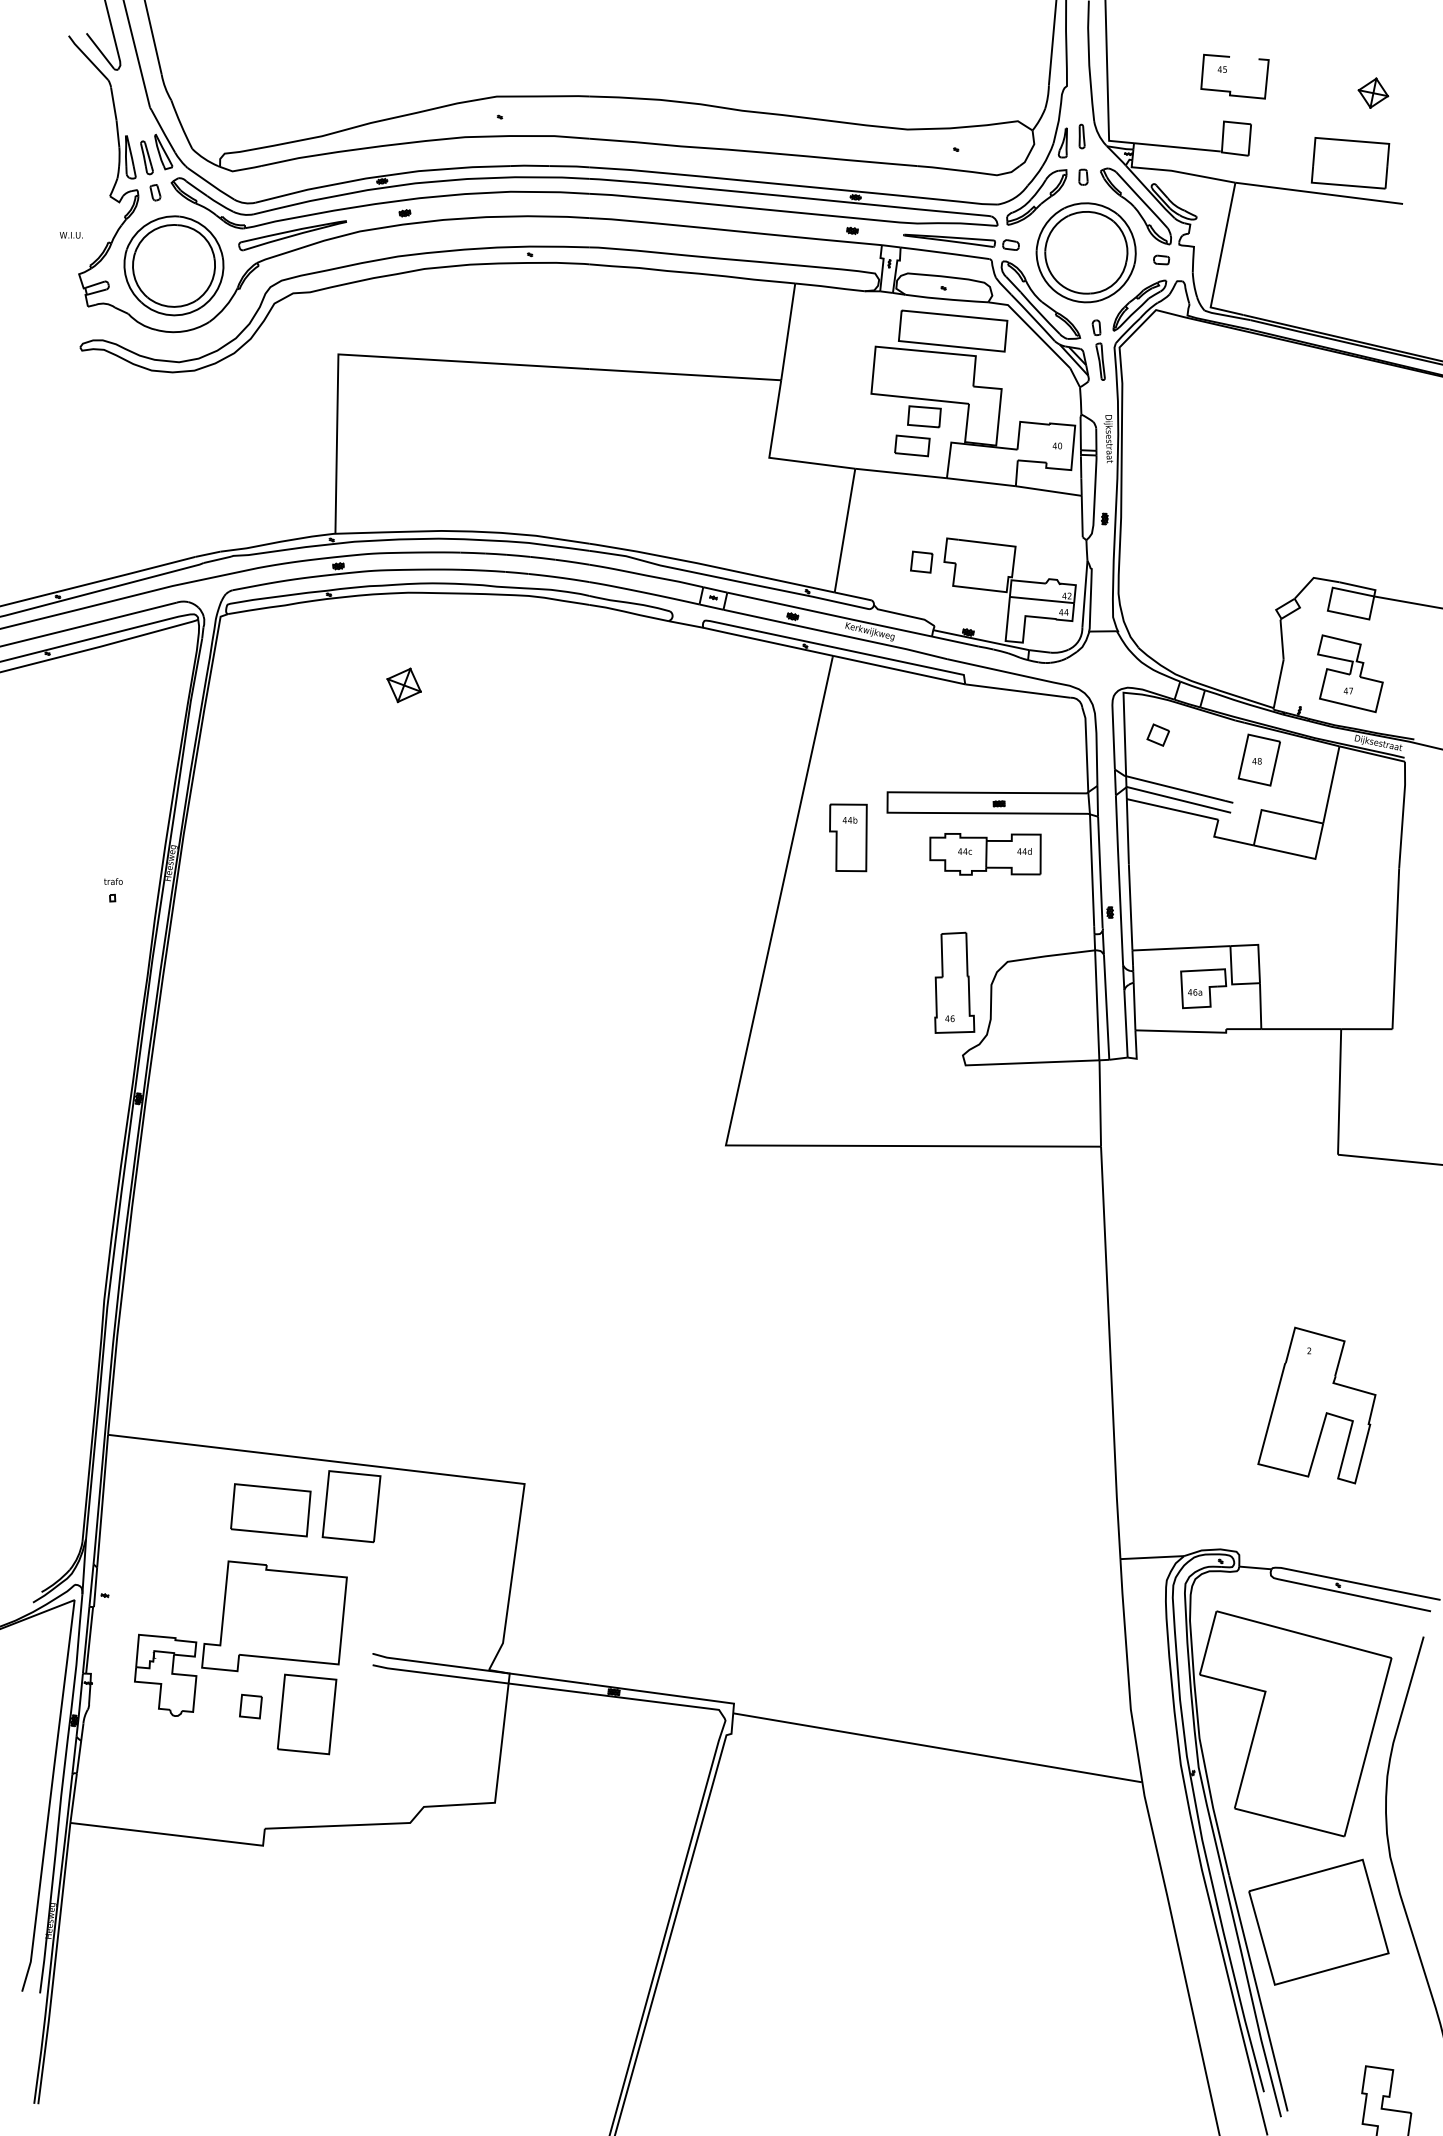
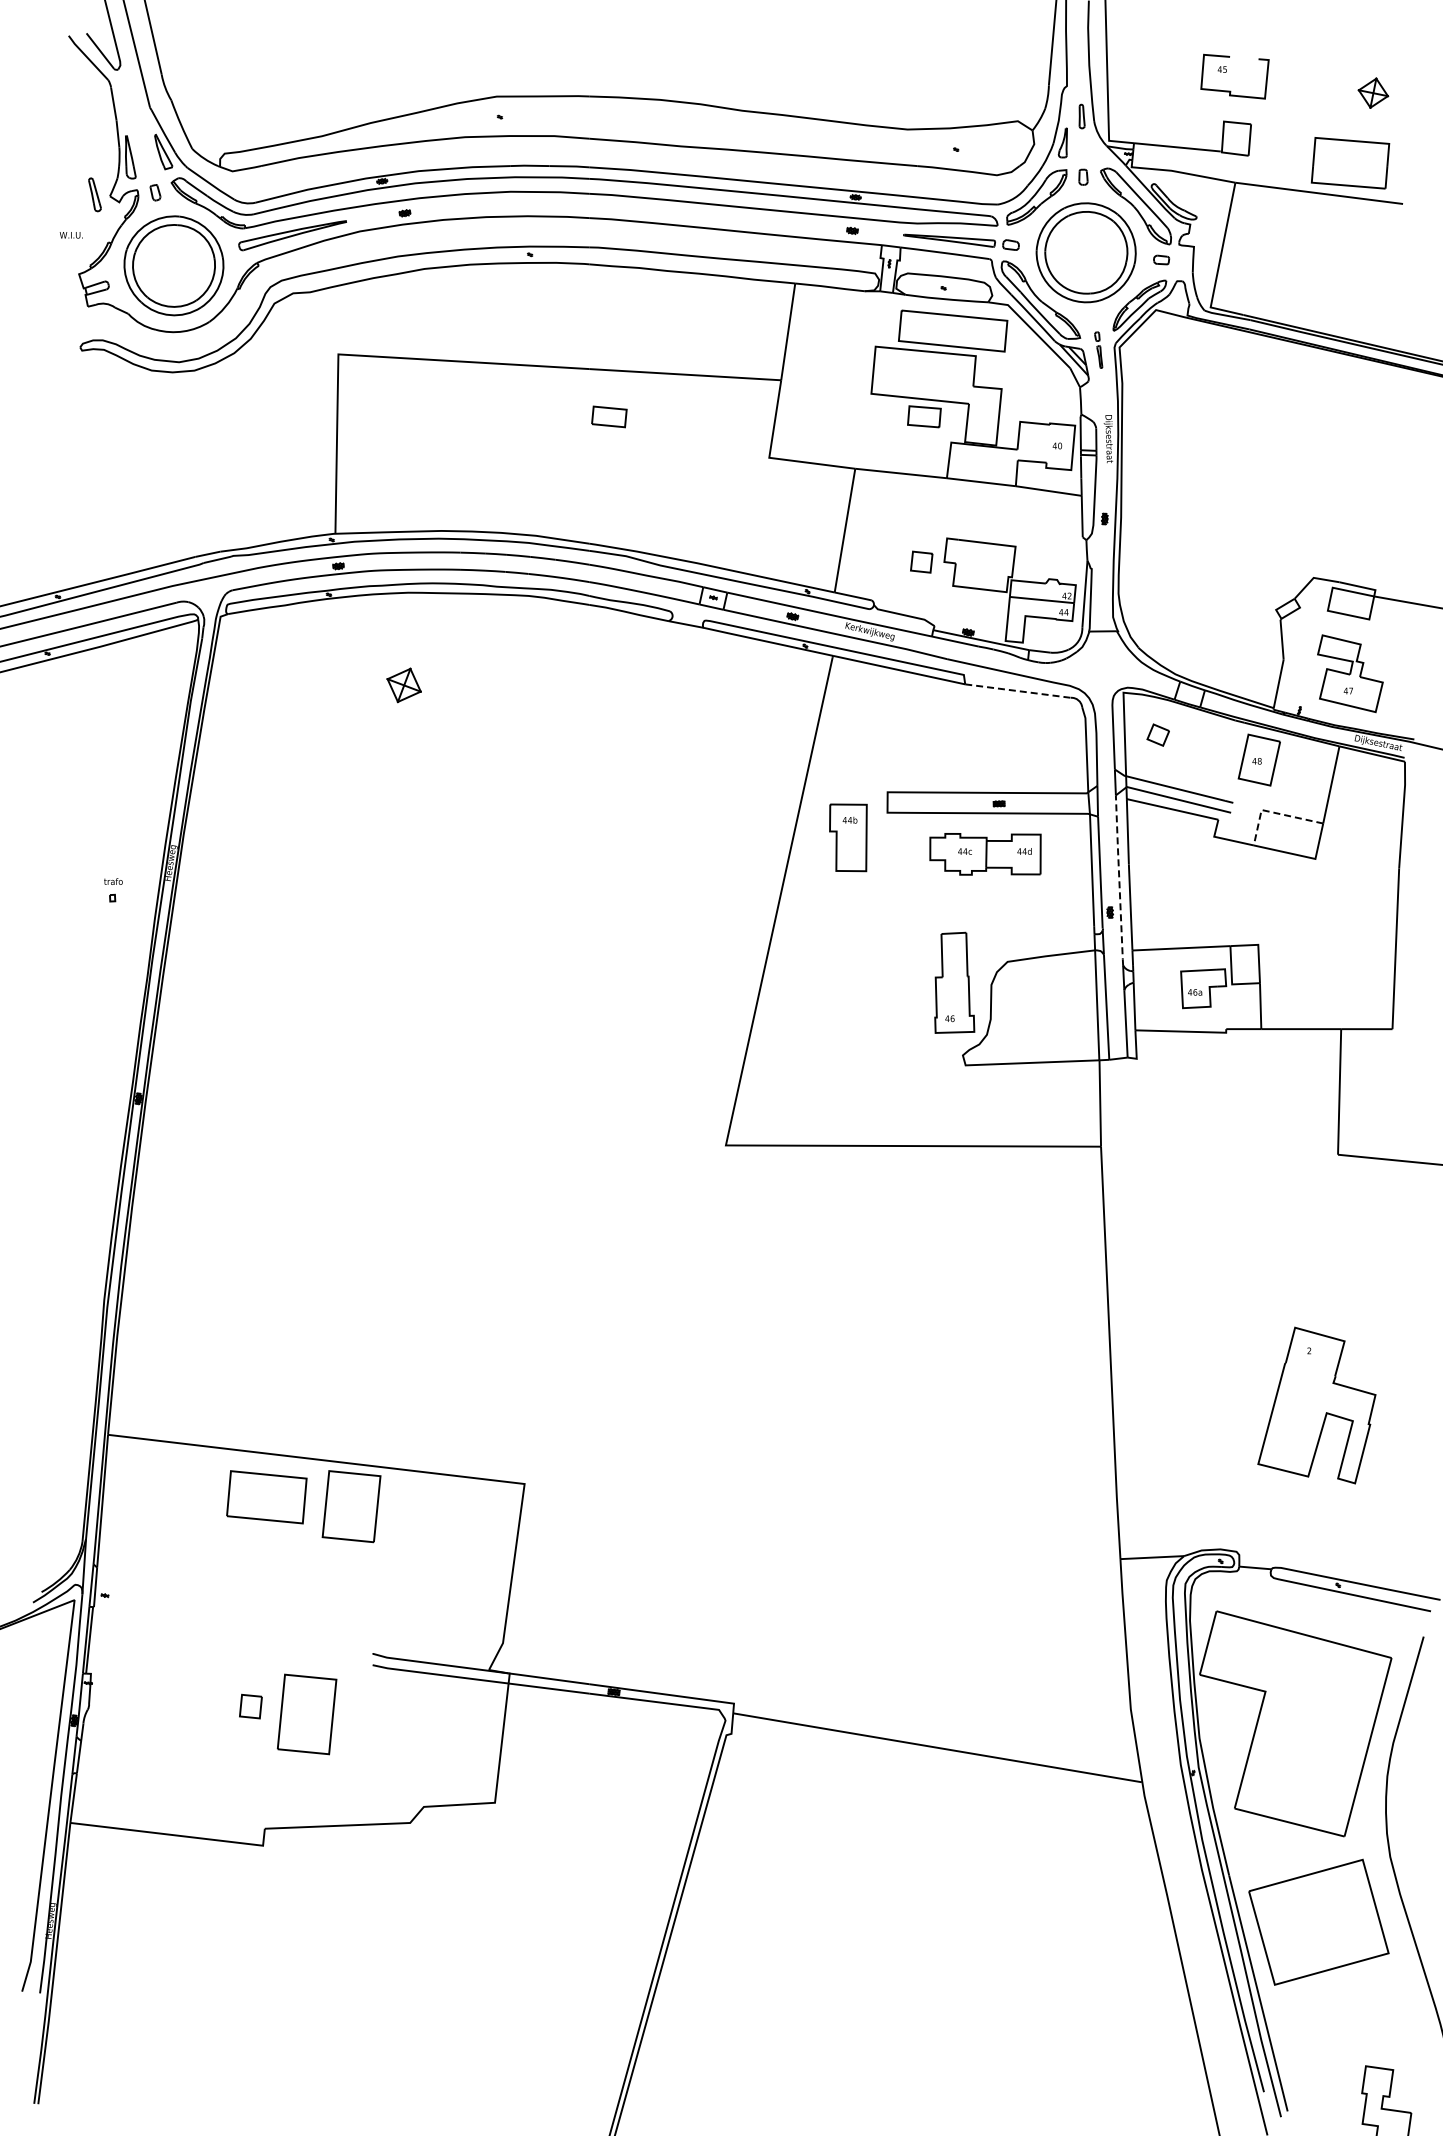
part position: (1081, 136) -> (1081, 116) (1081, 116)
part position: (146, 157) -> (94, 194) (94, 194)
part size: 15x62 px -> 10x38 px (1098, 349)
part position: (912, 445) -> (609, 416) (609, 416)
line: solid -> dashed (1018, 691)
line: solid -> dashed (1274, 812)
line: solid -> dashed (1119, 879)
part position: (270, 1510) -> (266, 1497) (266, 1497)
part: present -> none (240, 1638)
